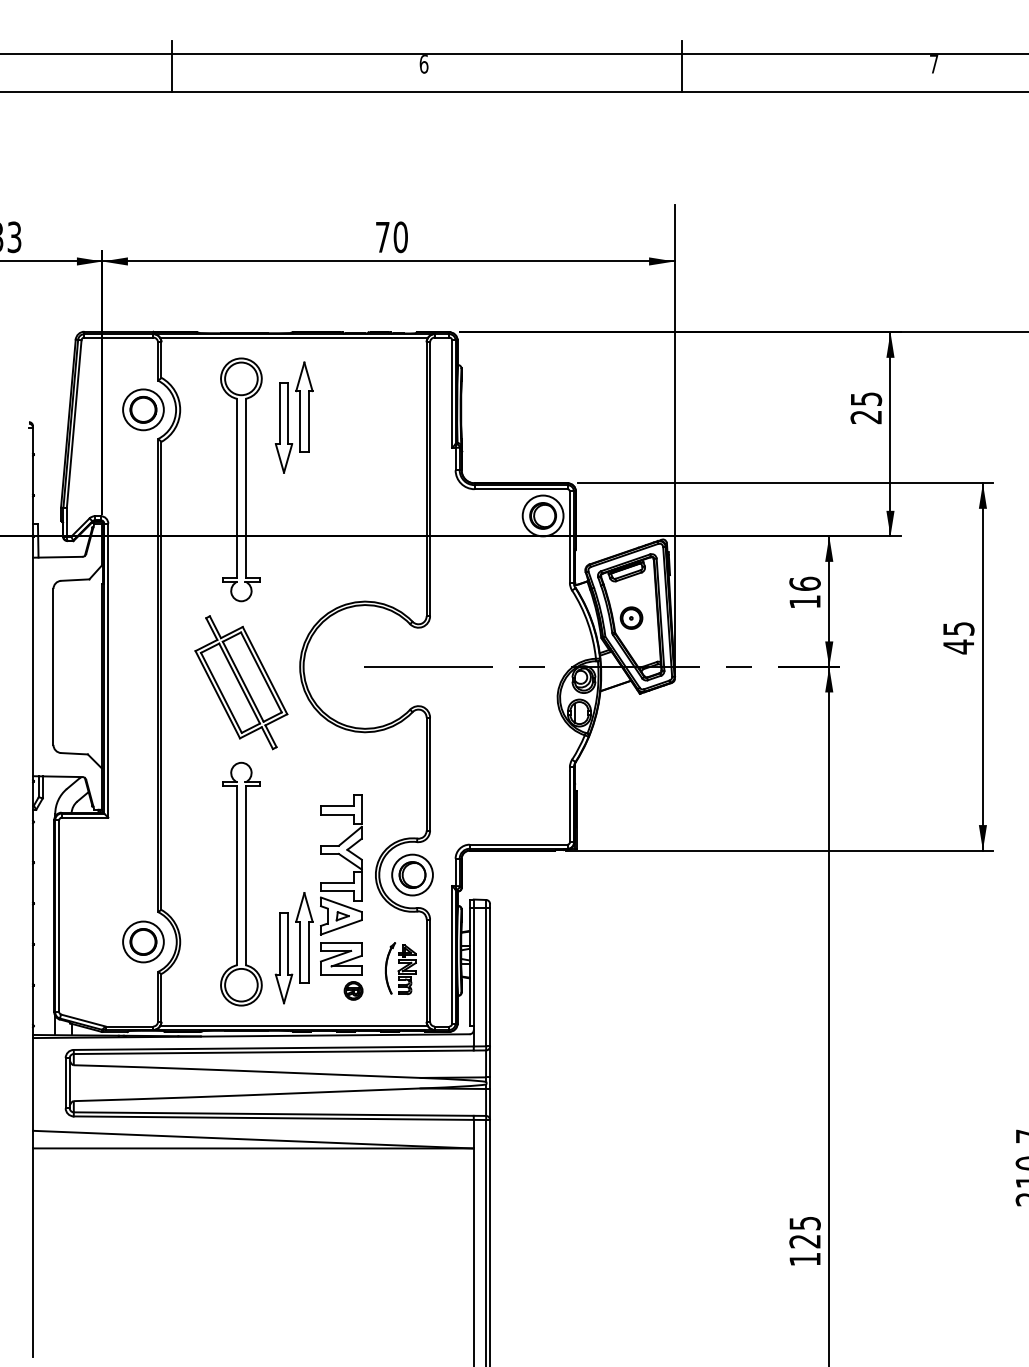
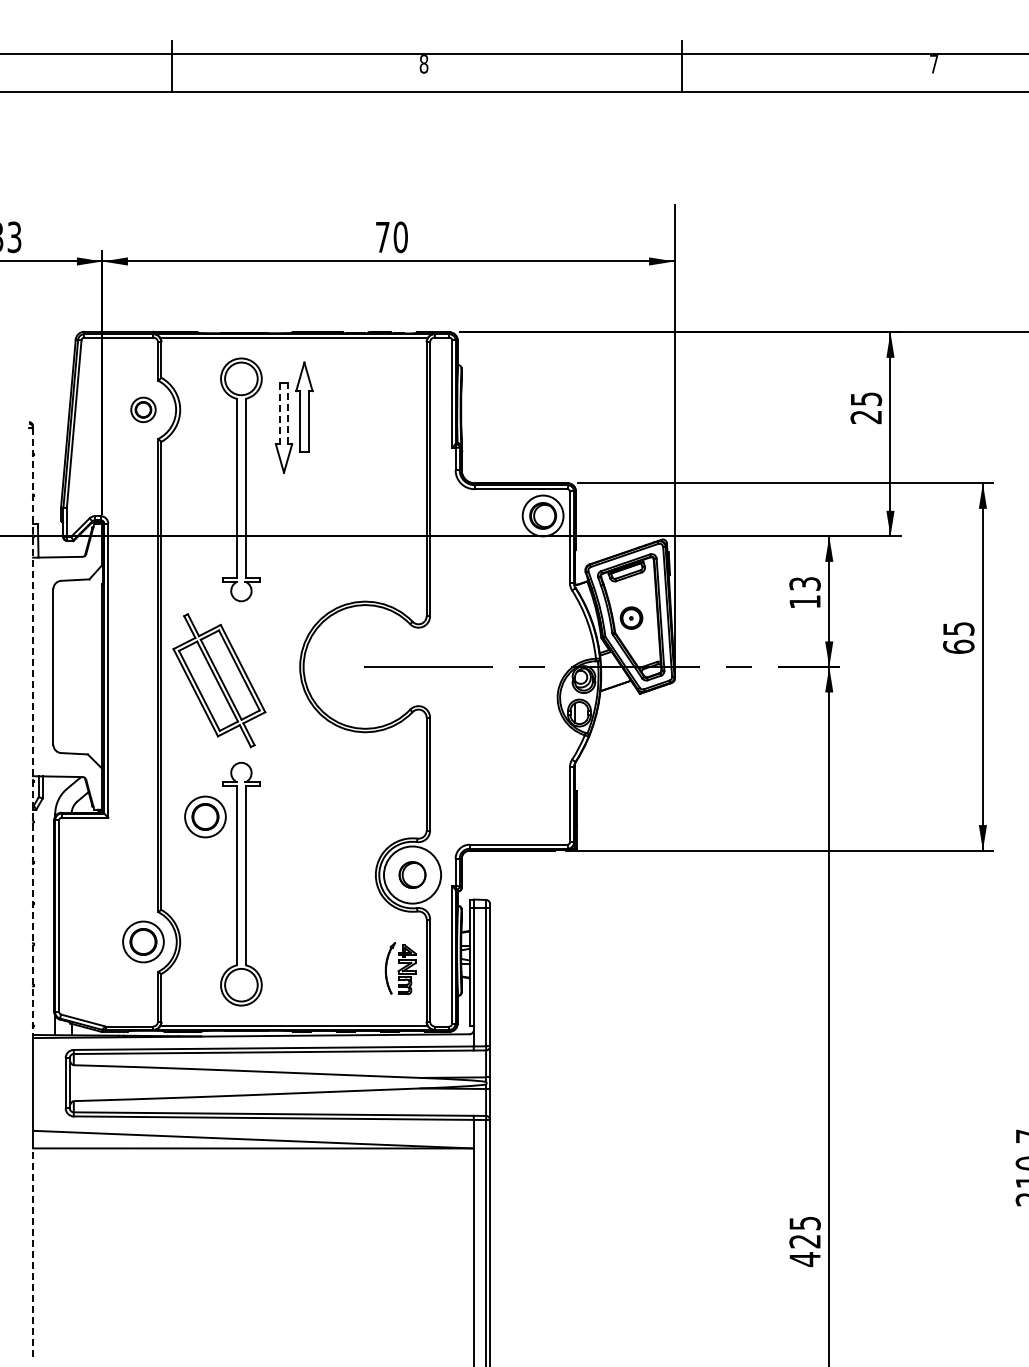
text: 6 -> 8 (423, 64)
part size: 43x44 px -> 27x27 px (143, 409)
line: solid -> dashed (279, 413)
line: solid -> dashed (288, 413)
text: 16 -> 13 (804, 583)
text: 45 -> 65 (958, 646)
part position: (241, 682) -> (219, 680) (219, 680)
line: solid -> dashed (33, 733)
part: none -> present (205, 816)
circle diameter: 41 px -> 57 px (412, 874)
part: present -> none (318, 899)
line: solid -> dashed (33, 1252)
text: 125 -> 425 (804, 1259)
